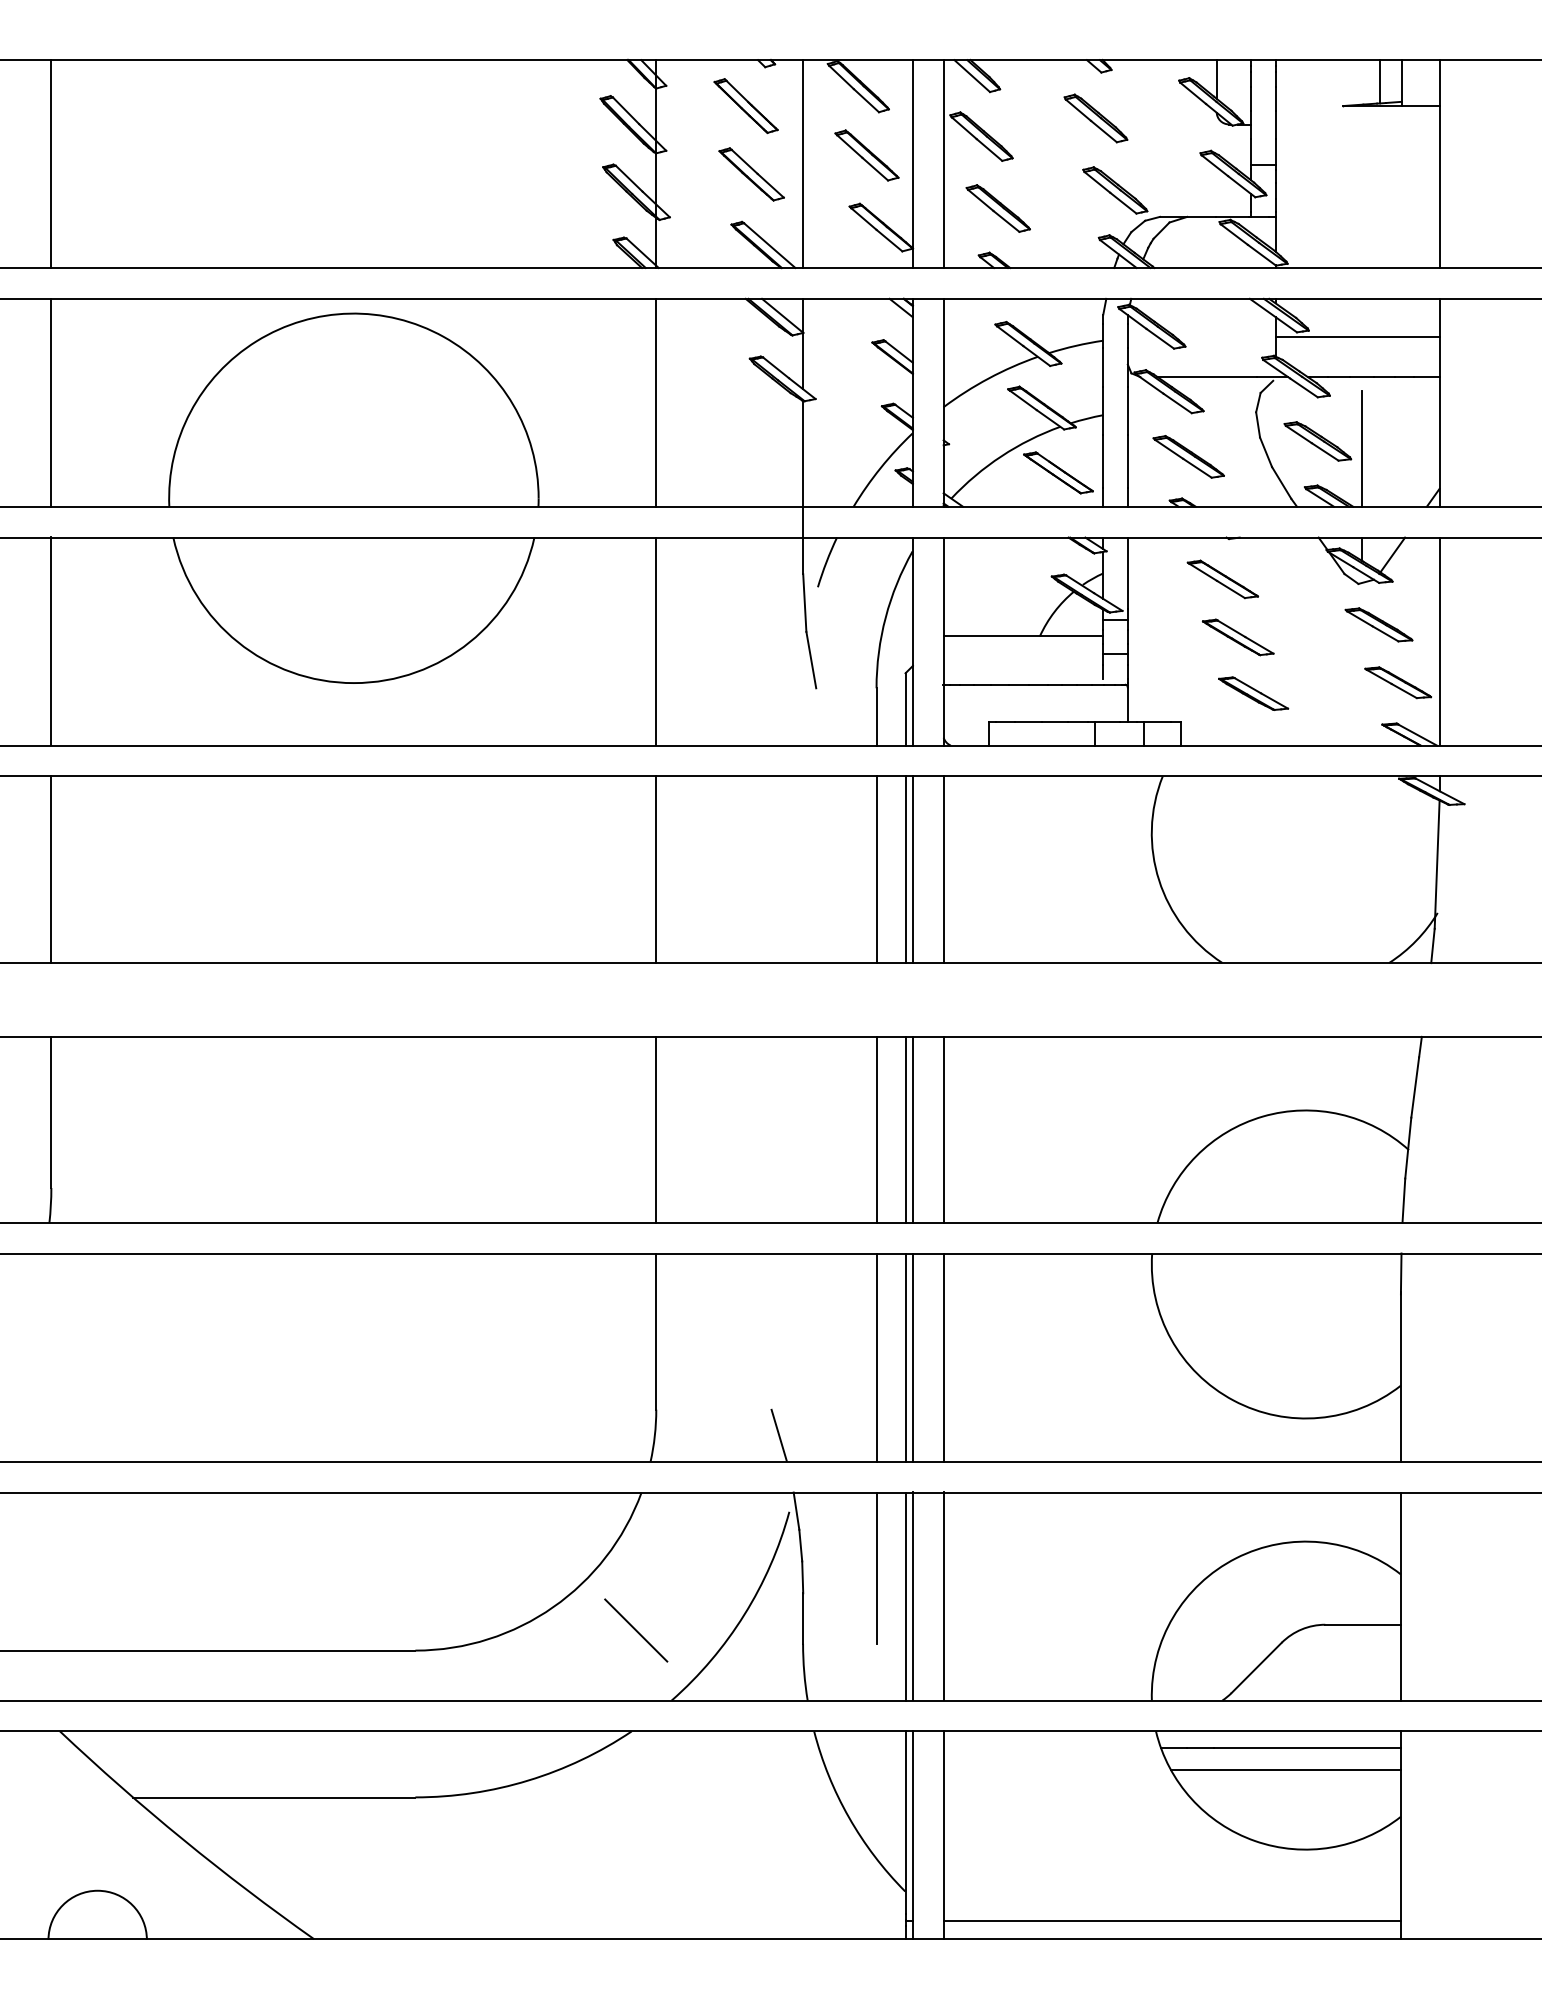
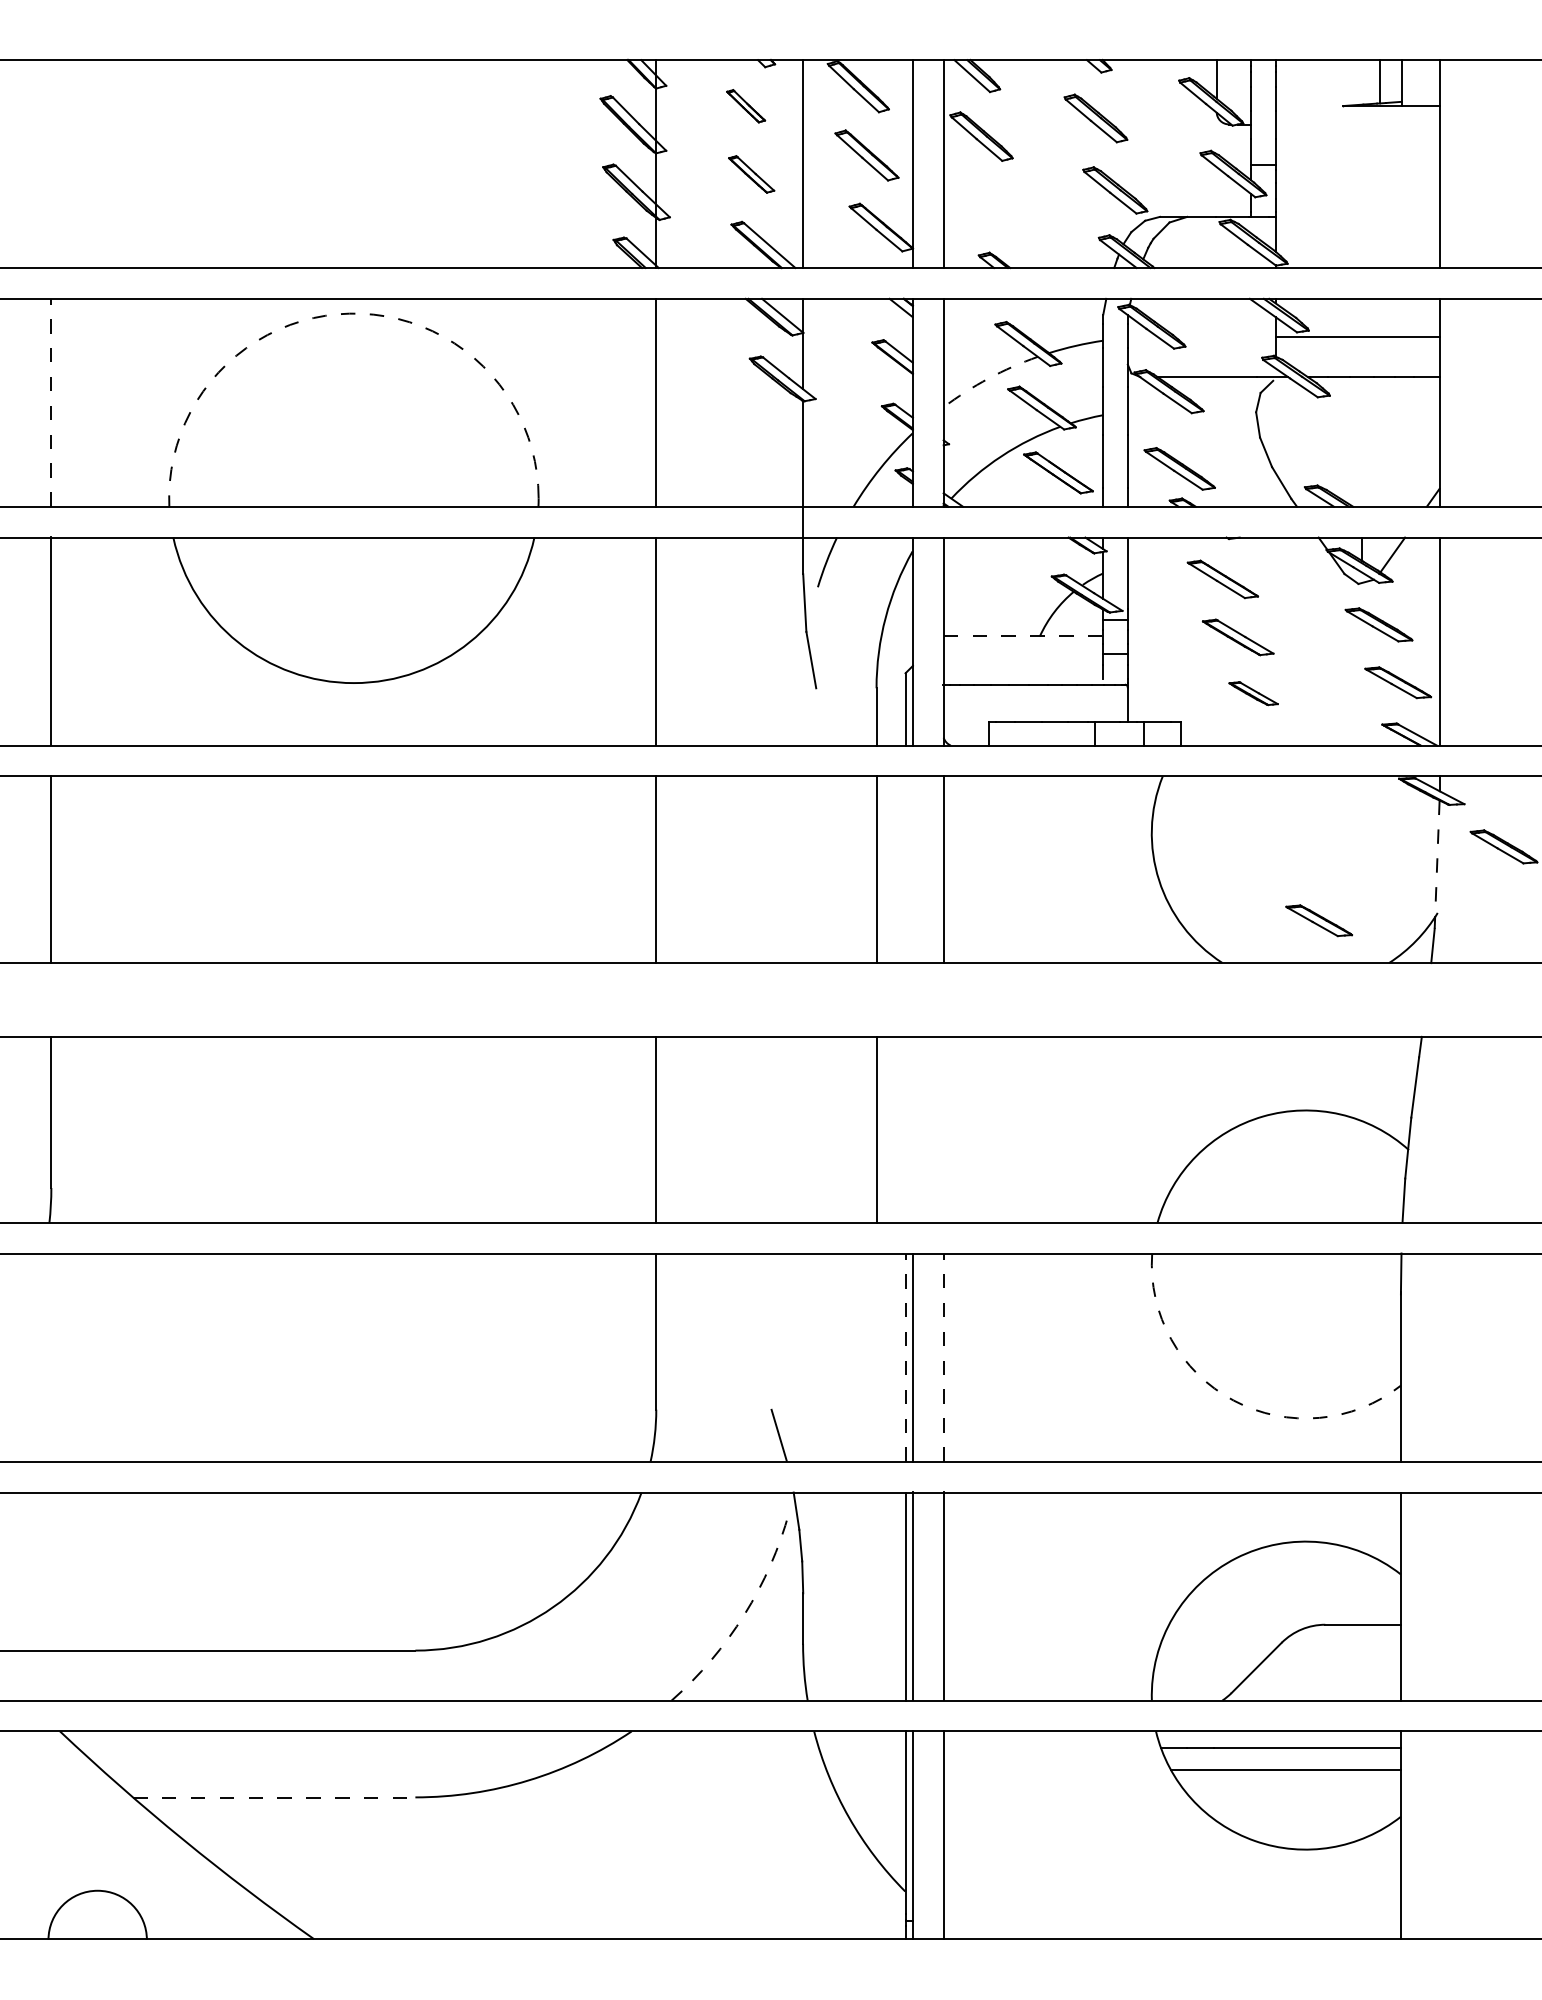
part size: 66x57 px -> 41x35 px (746, 106)
line: present -> none (51, 163)
part size: 67x55 px -> 48x39 px (751, 174)
part: present -> none (997, 208)
arc: solid -> dashed (349, 313)
arc: solid -> dashed (988, 378)
line: solid -> dashed (51, 402)
part: present -> none (1317, 441)
line: present -> none (1361, 448)
part position: (1188, 456) -> (1179, 468) (1179, 468)
line: solid -> dashed (1023, 636)
part size: 72x35 px -> 51x26 px (1253, 693)
part: none -> present (1503, 846)
line: solid -> dashed (1437, 865)
line: present -> none (905, 869)
line: present -> none (912, 869)
part: none -> present (1318, 920)
line: present -> none (905, 1129)
line: present -> none (912, 1129)
line: present -> none (943, 1129)
line: present -> none (876, 1357)
line: solid -> dashed (905, 1357)
line: solid -> dashed (943, 1357)
arc: solid -> dashed (1233, 1400)
line: present -> none (876, 1567)
arc: solid -> dashed (744, 1614)
line: present -> none (636, 1630)
line: solid -> dashed (274, 1797)
line: present -> none (1171, 1920)
